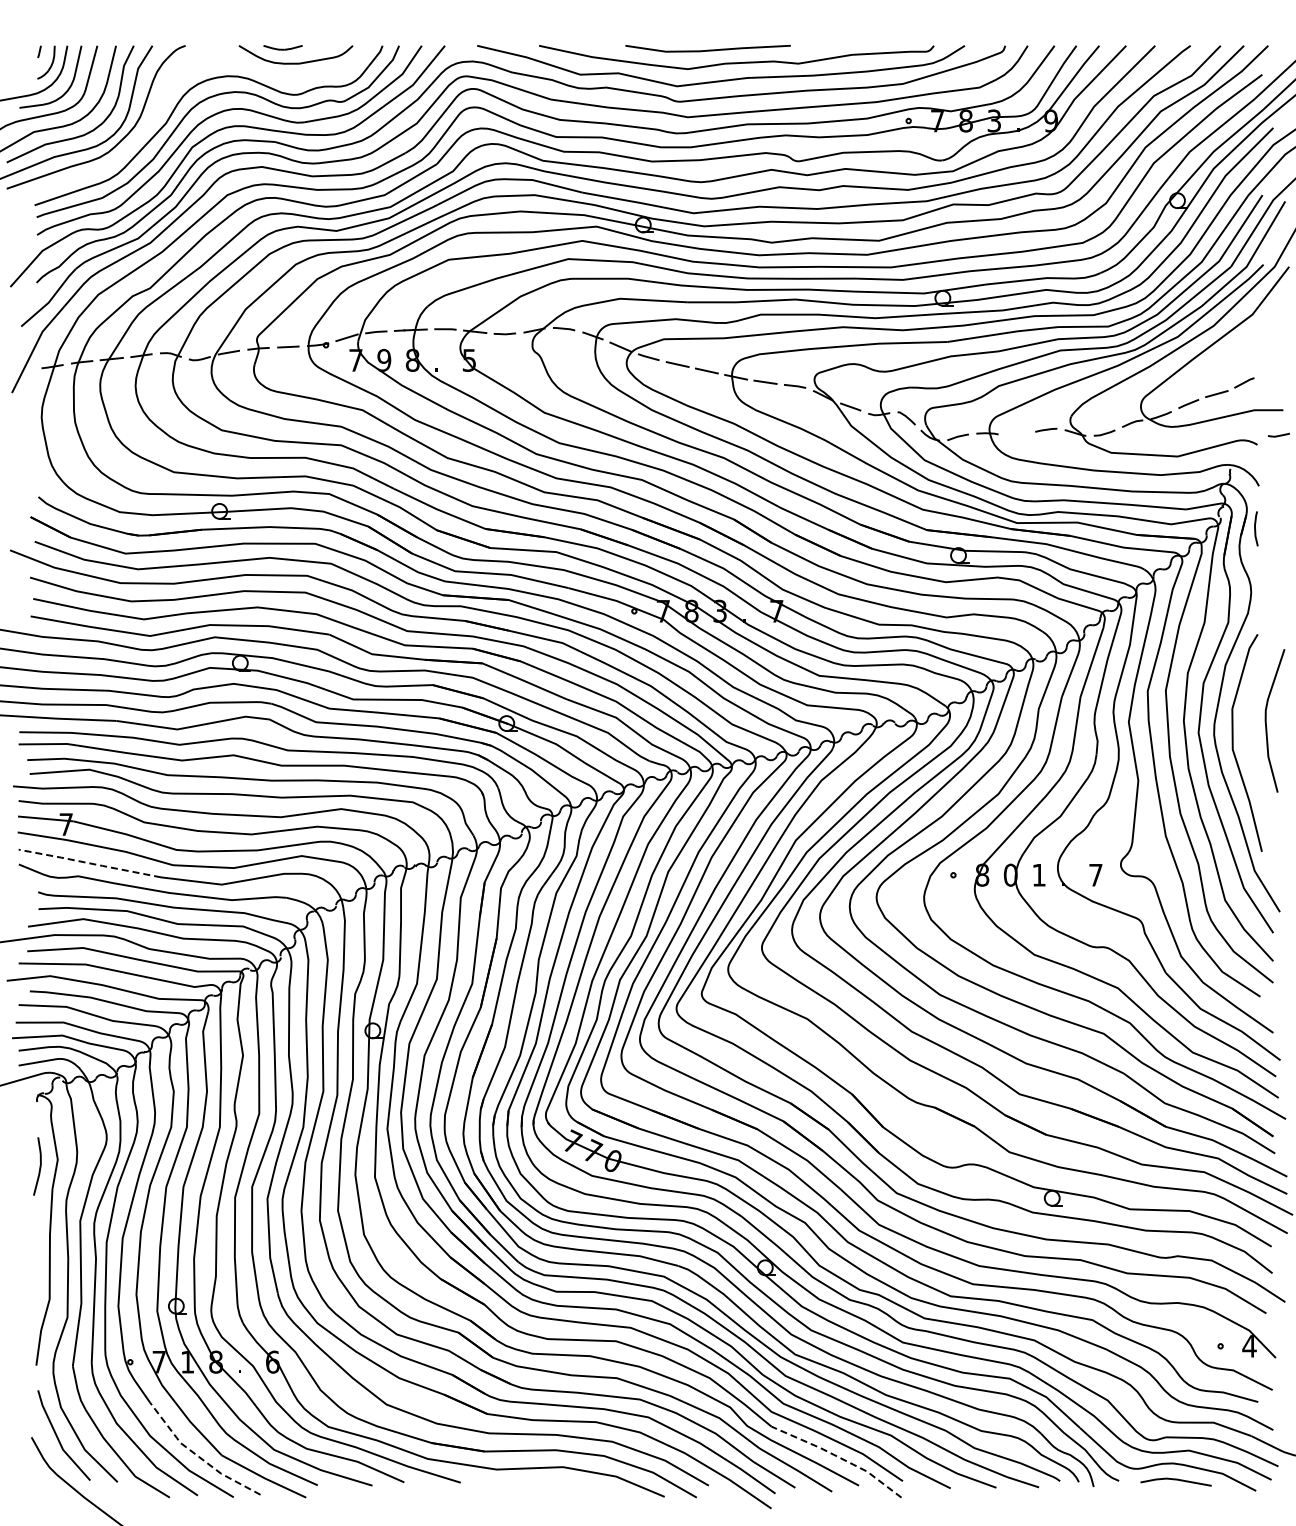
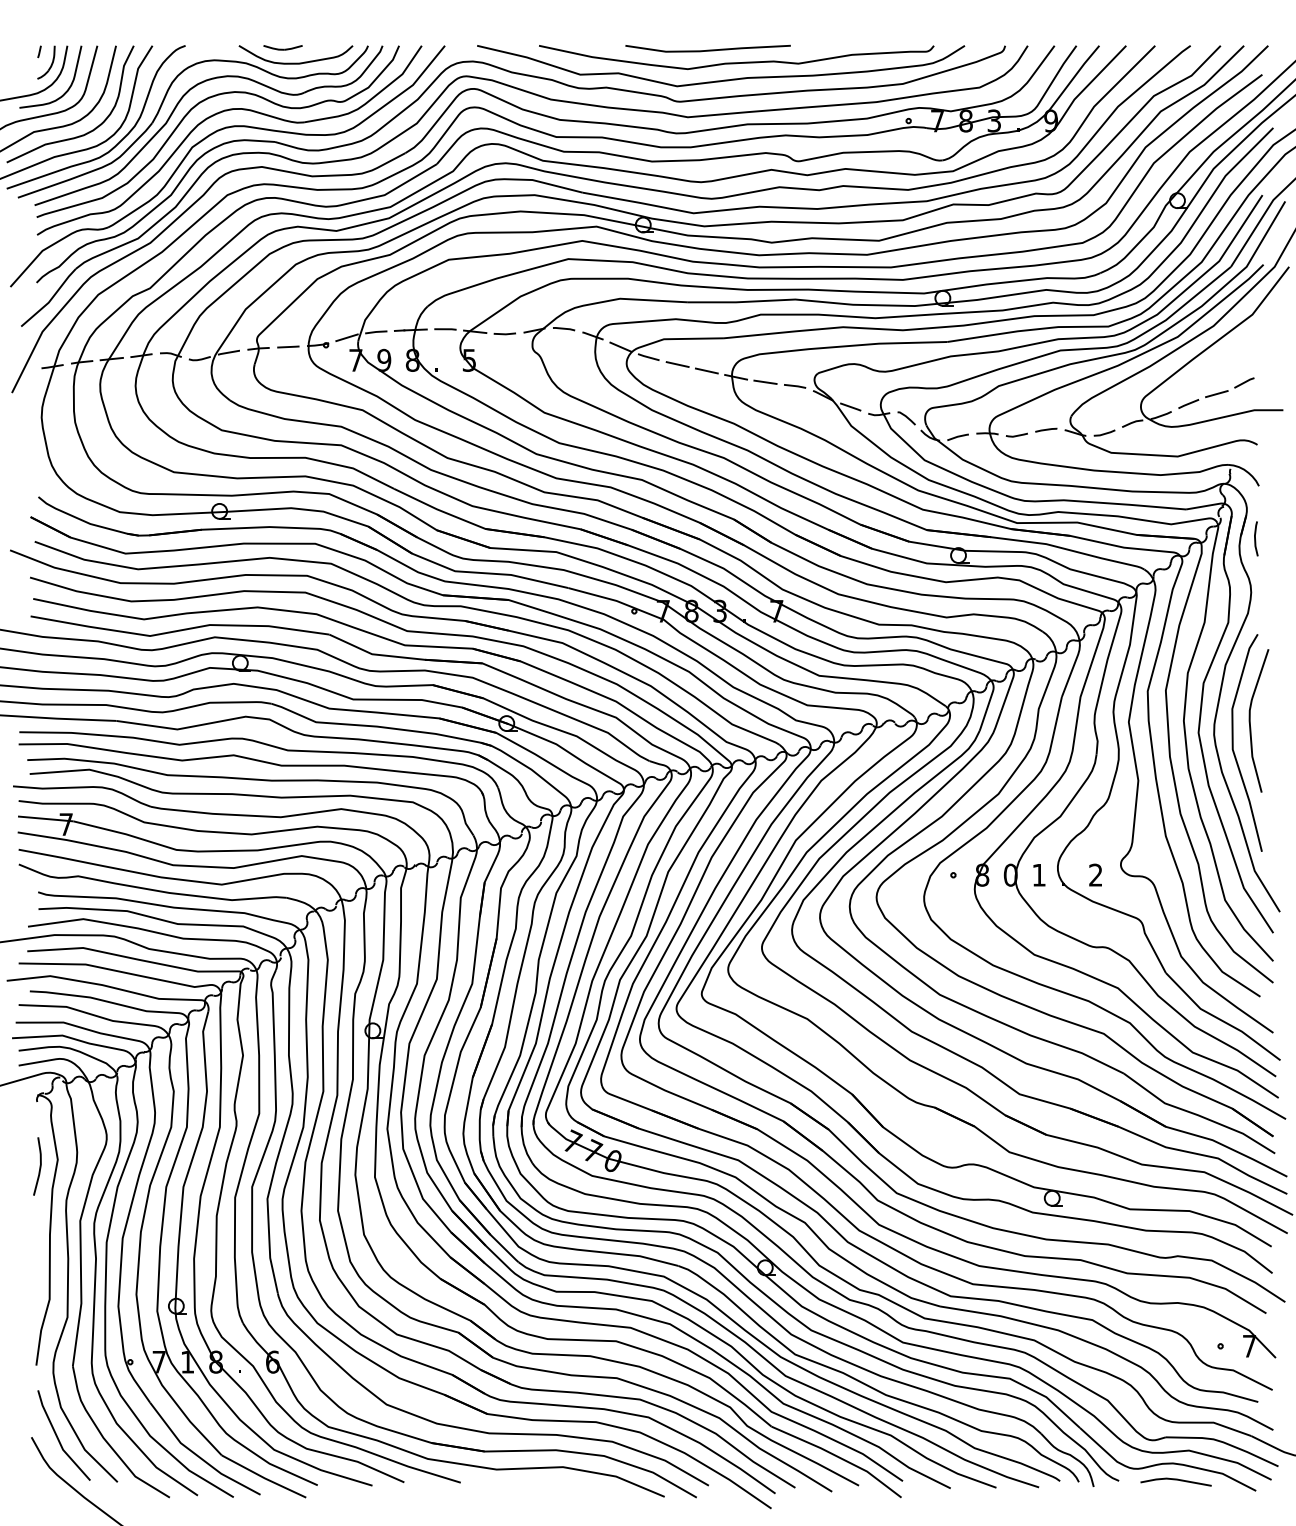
part: none -> present (162, 105)
line position: (1279, 434) -> (1017, 434) (1017, 434)
line position: (1255, 528) -> (1255, 538) (1255, 538)
curve position: (1266, 720) -> (1250, 720) (1250, 720)
line: dashed -> solid (89, 863)
text: 7 -> 2 (1095, 874)
text: 4 -> 7 (1249, 1346)
line: dashed -> solid (198, 1456)
line: dashed -> solid (839, 1457)
